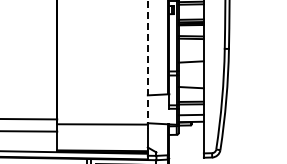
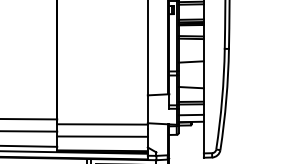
line: dashed -> solid (147, 64)
line: none -> present (102, 136)
line: none -> present (29, 145)
